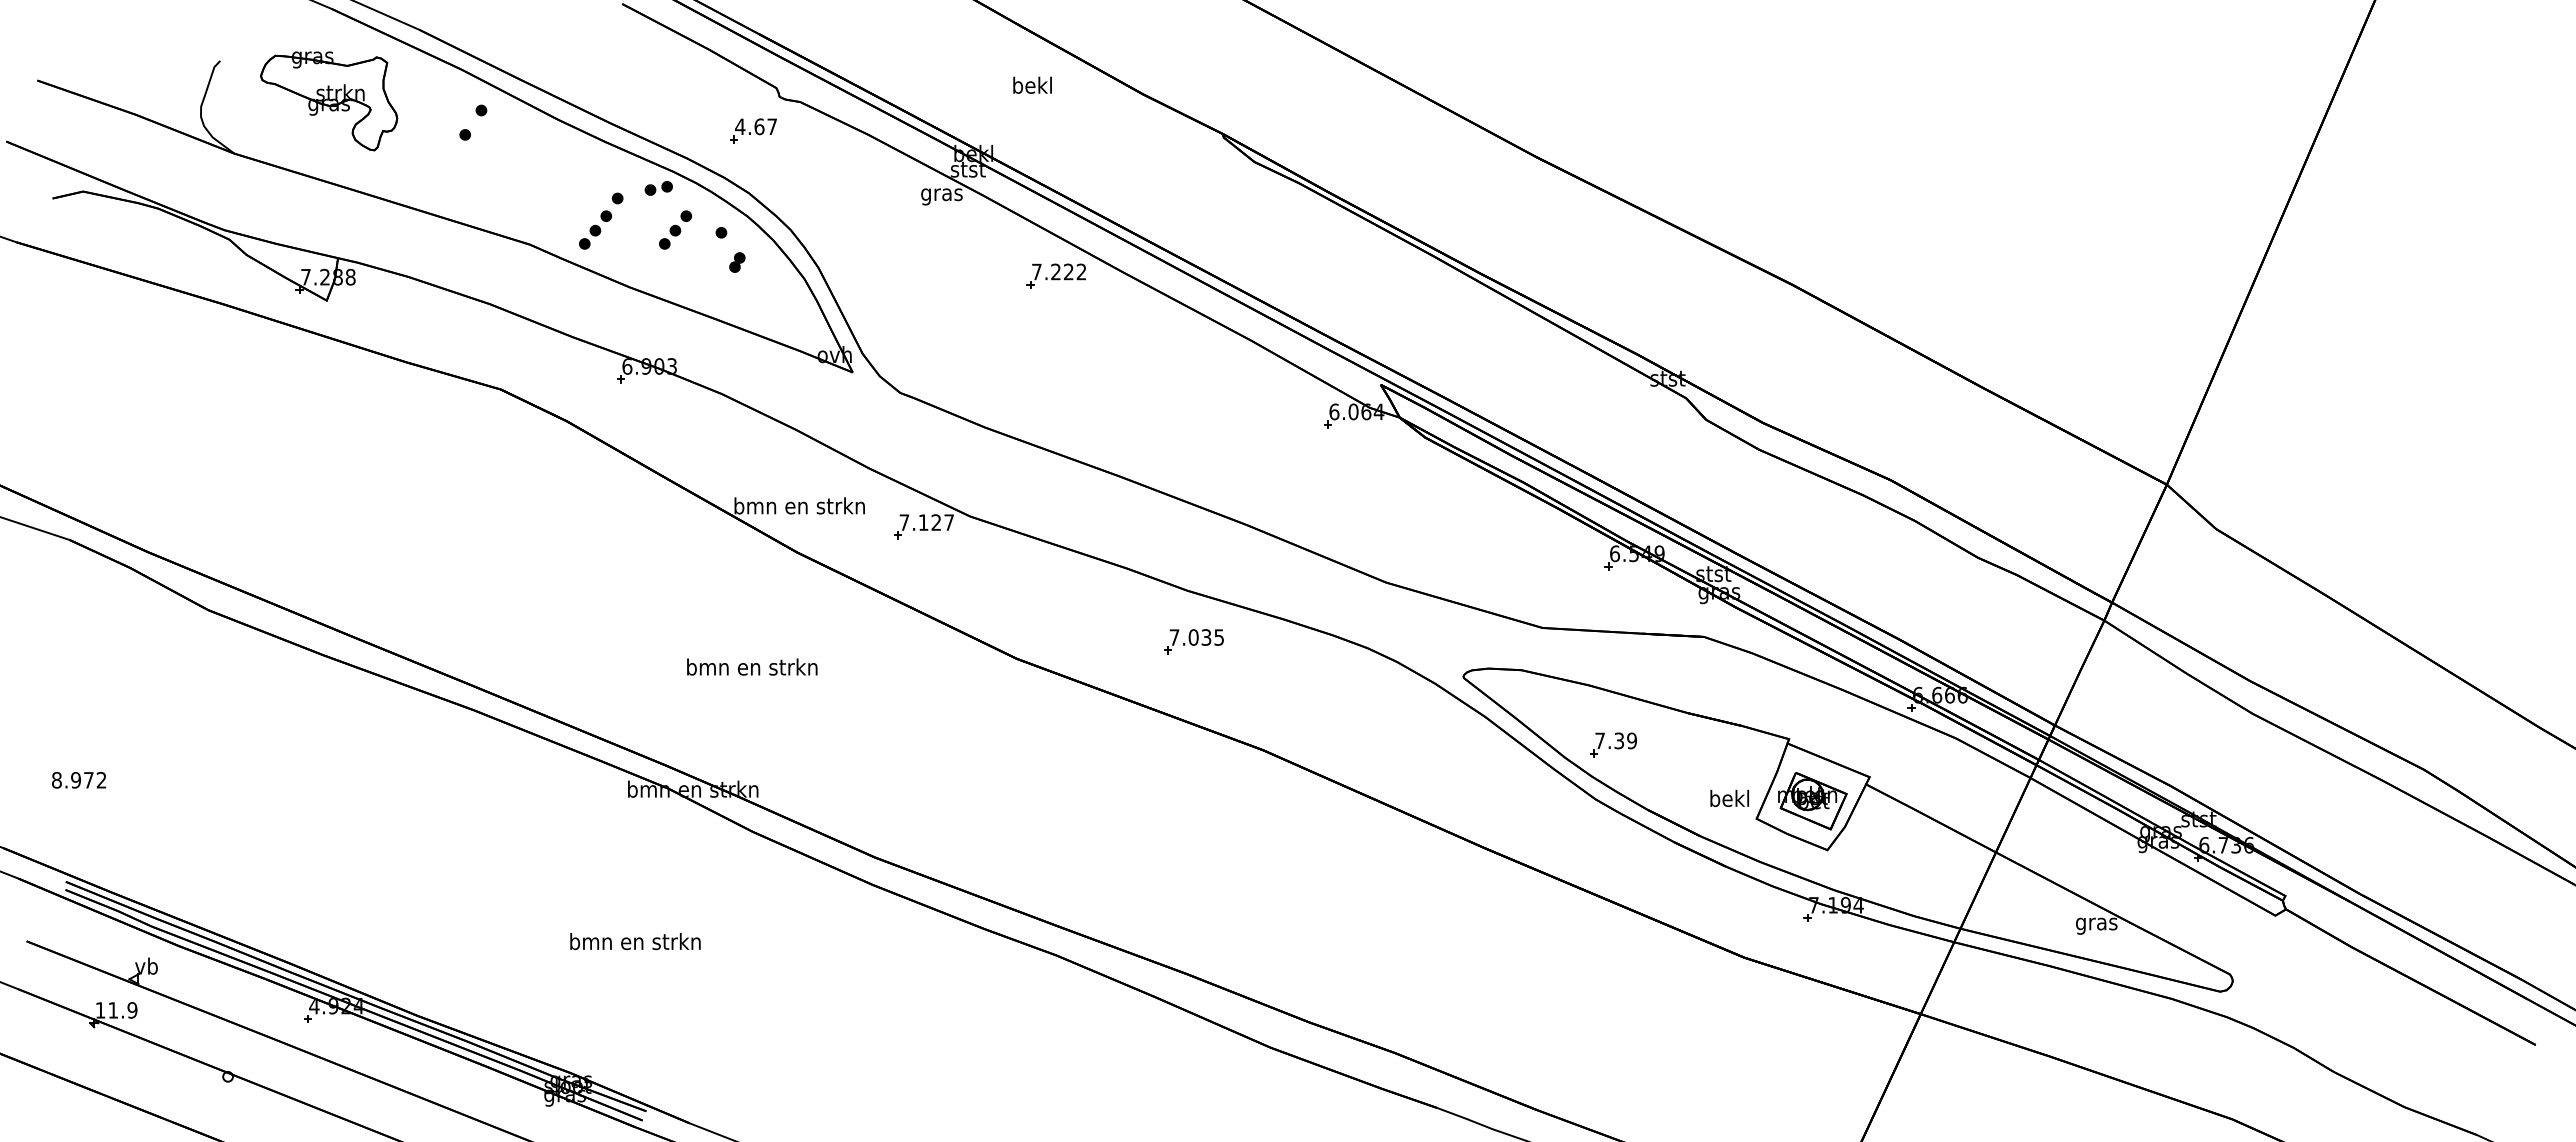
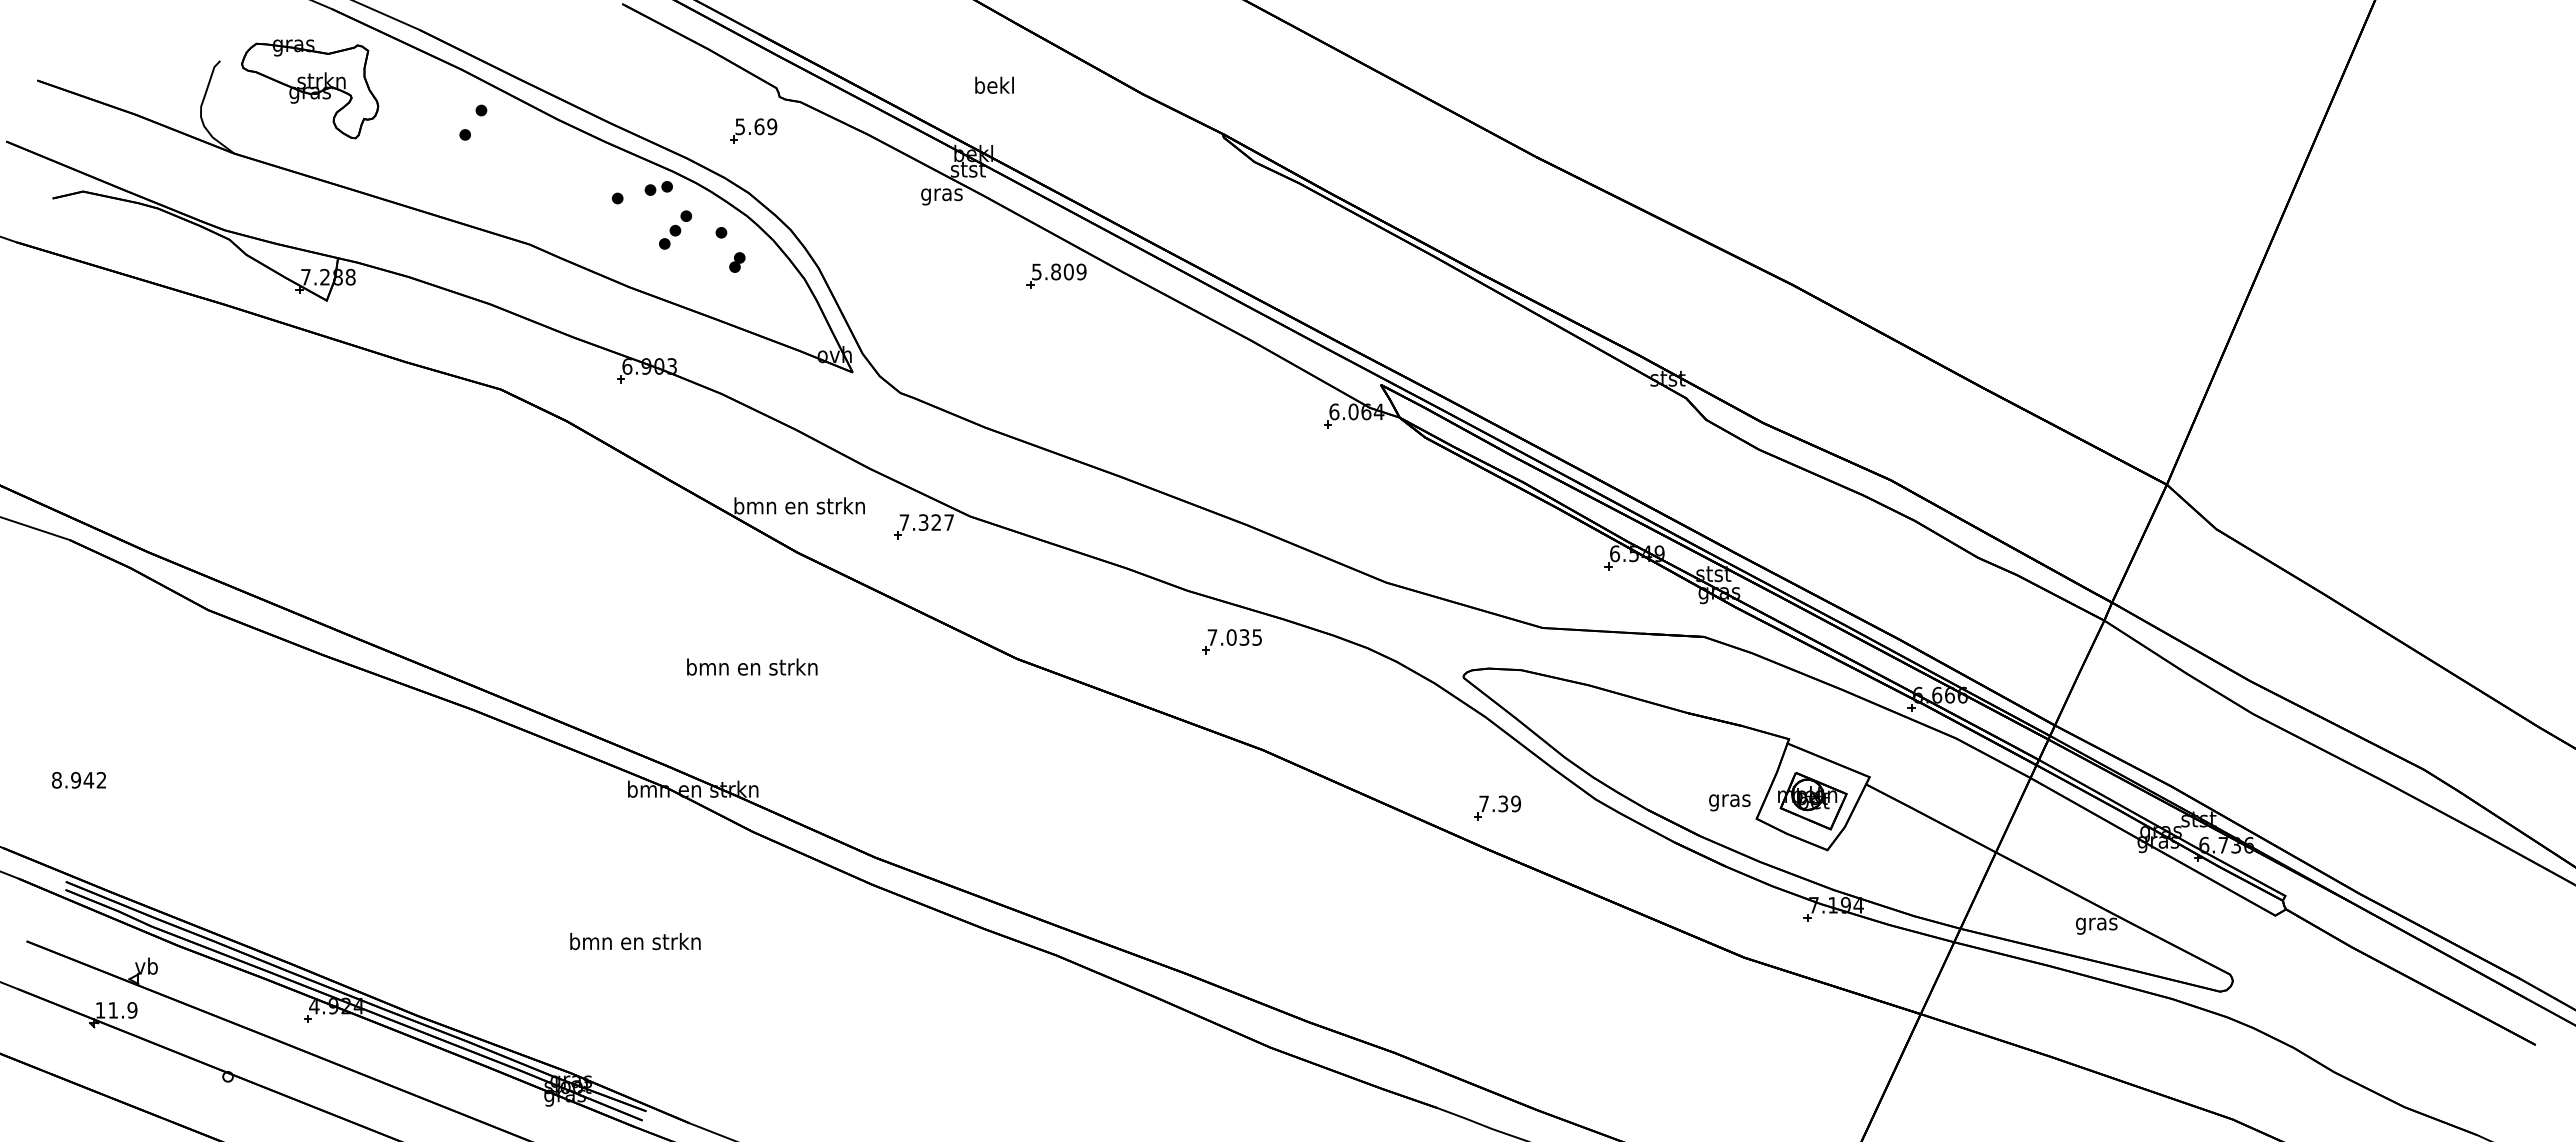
text position: (1032, 84) -> (994, 84) (994, 84)
part position: (329, 101) -> (310, 89) (310, 89)
text: 4.67 -> 5.69 (756, 126)
part: present -> none (595, 229)
text: 7.222 -> 5.809 (1059, 271)
text: 7.127 -> 7.327 (923, 522)
part position: (1193, 641) -> (1231, 641) (1231, 641)
part position: (1613, 744) -> (1497, 807) (1497, 807)
text: 8.972 -> 8.942 (88, 780)
text: bekl -> gras (1729, 800)
